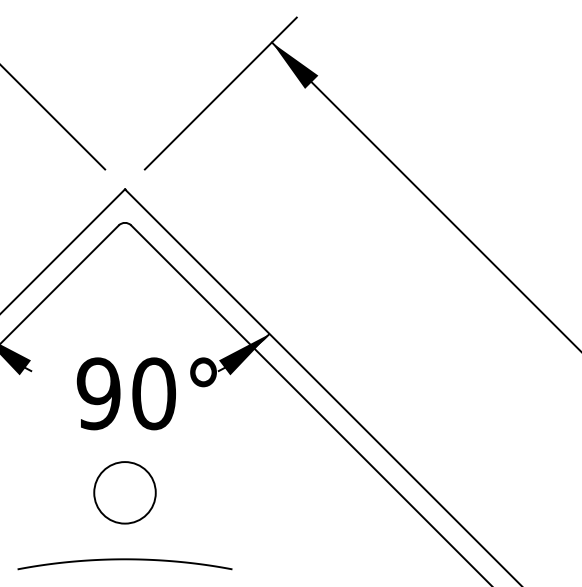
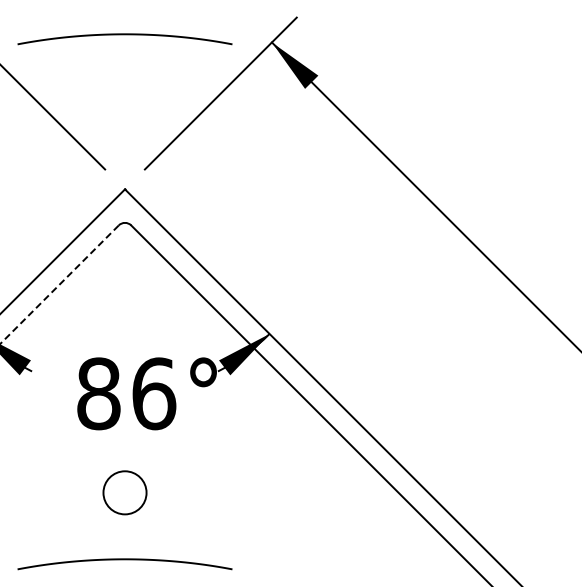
curve: none -> present (124, 35)
line: solid -> dashed (59, 284)
text: 90° -> 86° (126, 393)
circle diameter: 62 px -> 43 px (124, 492)
